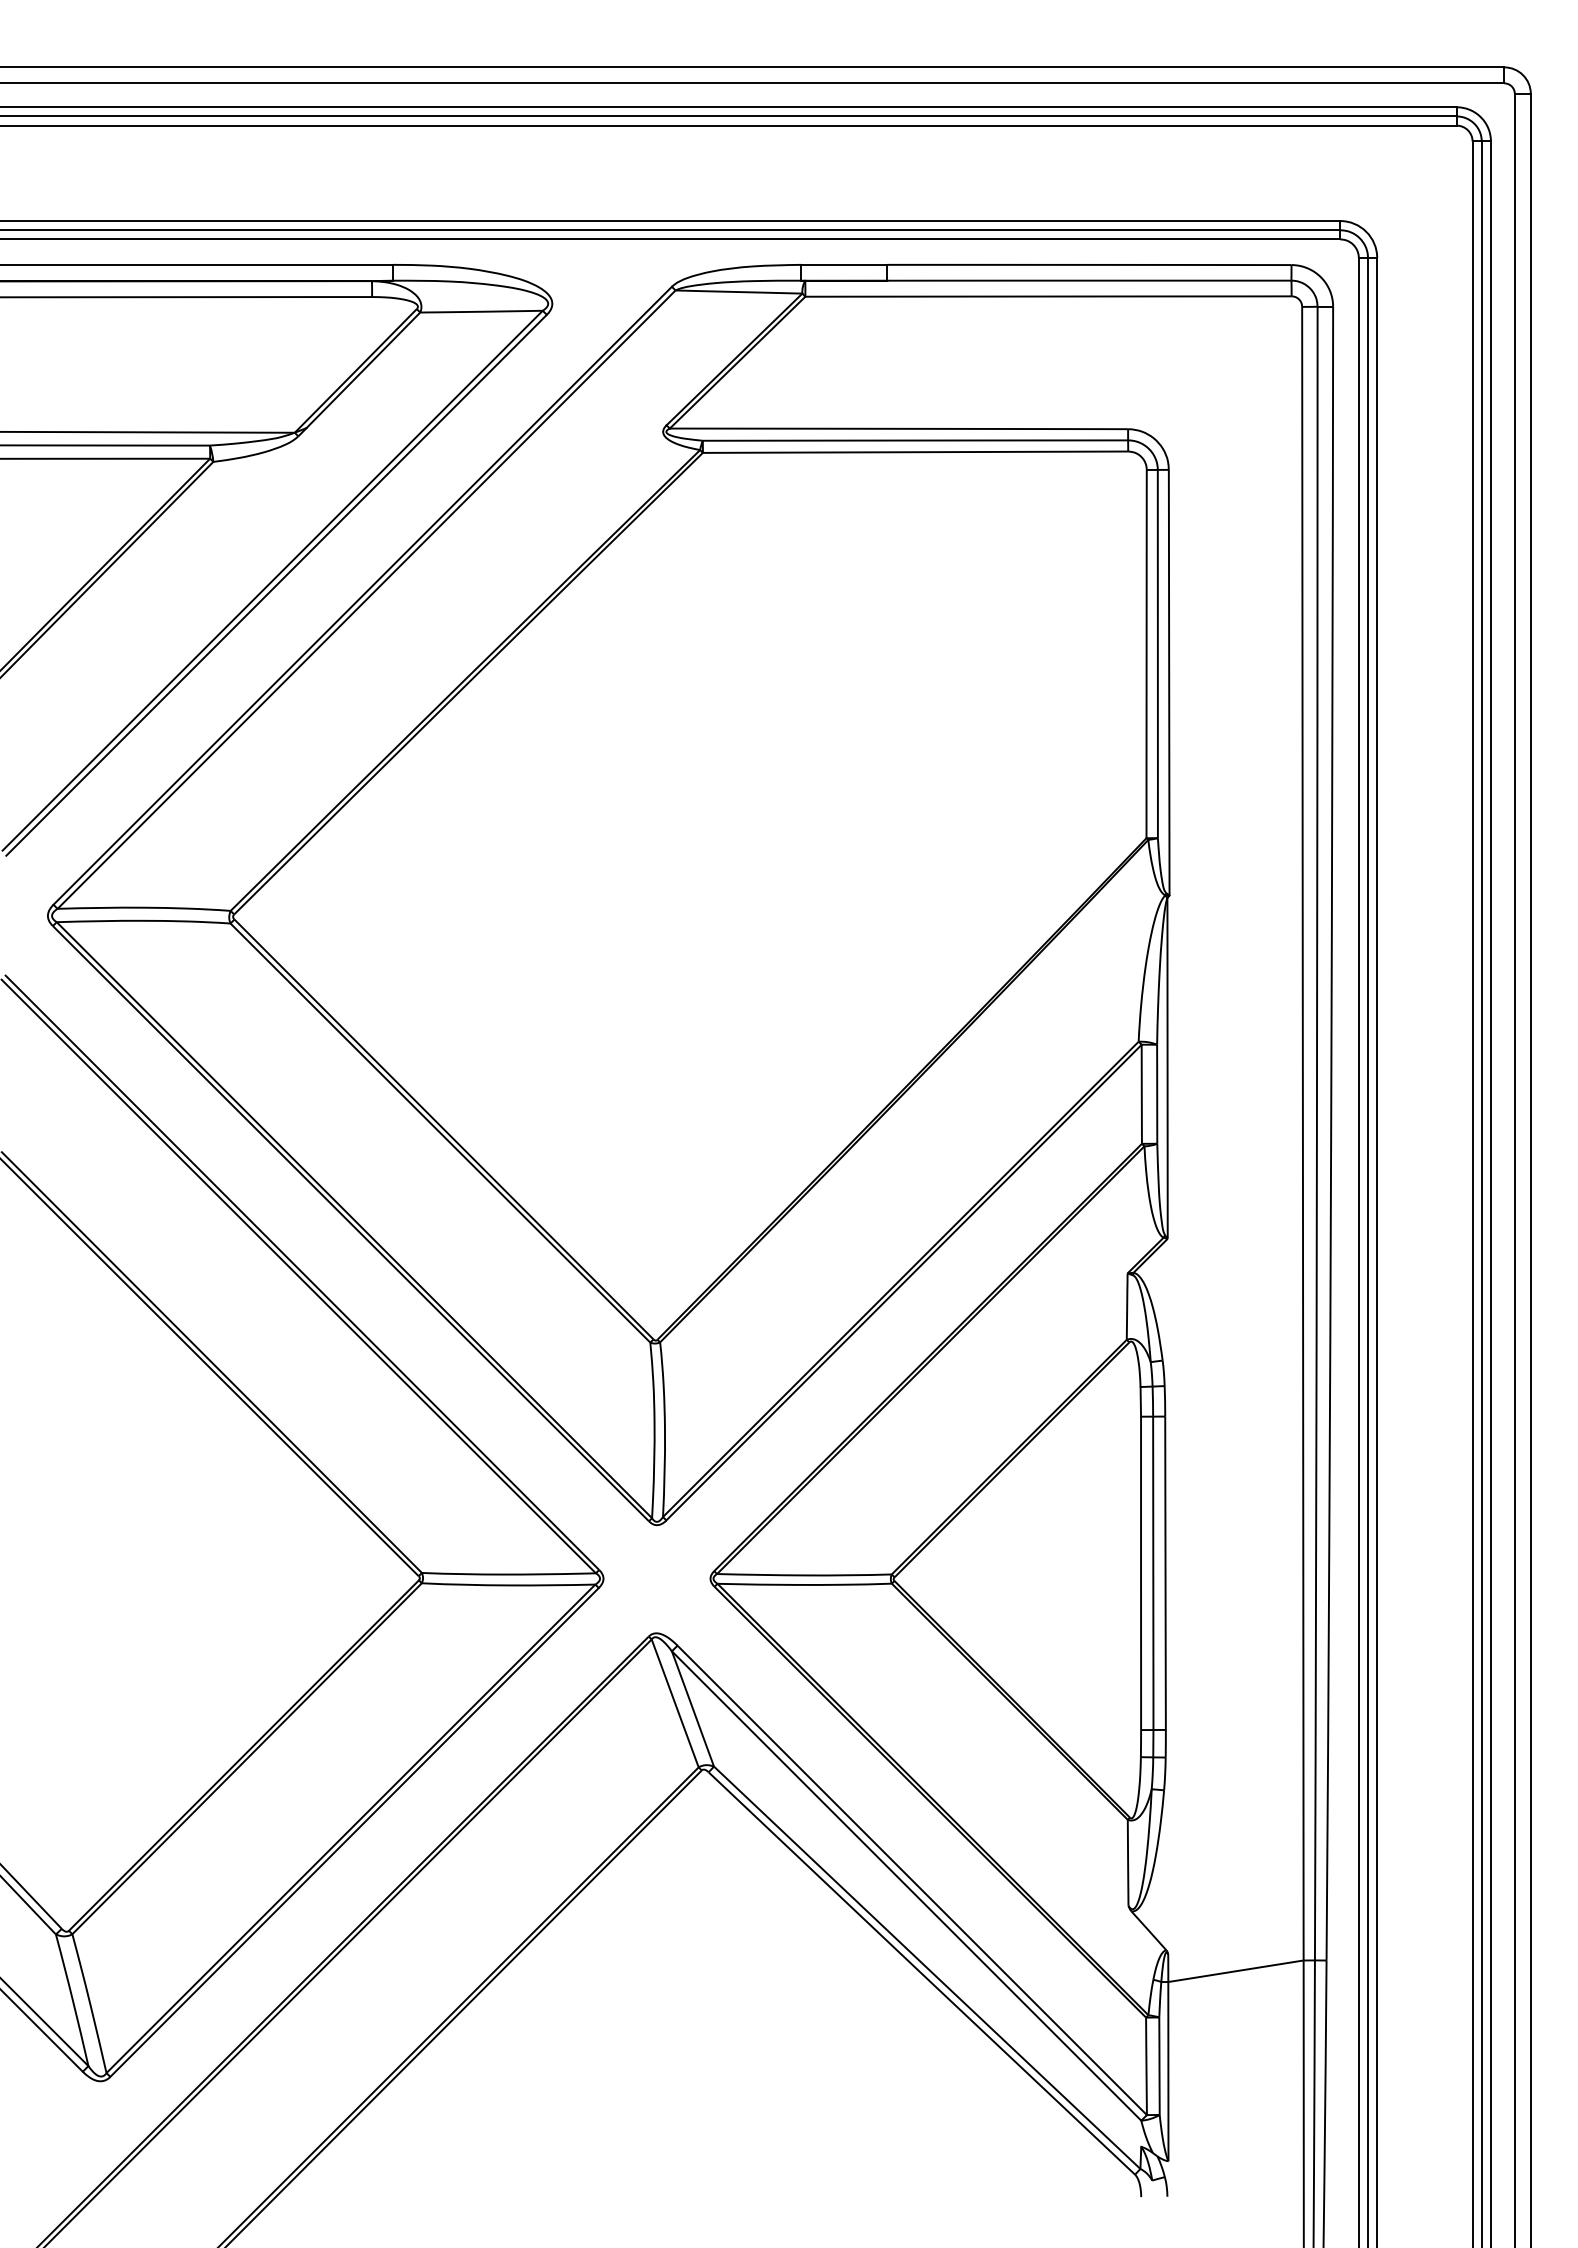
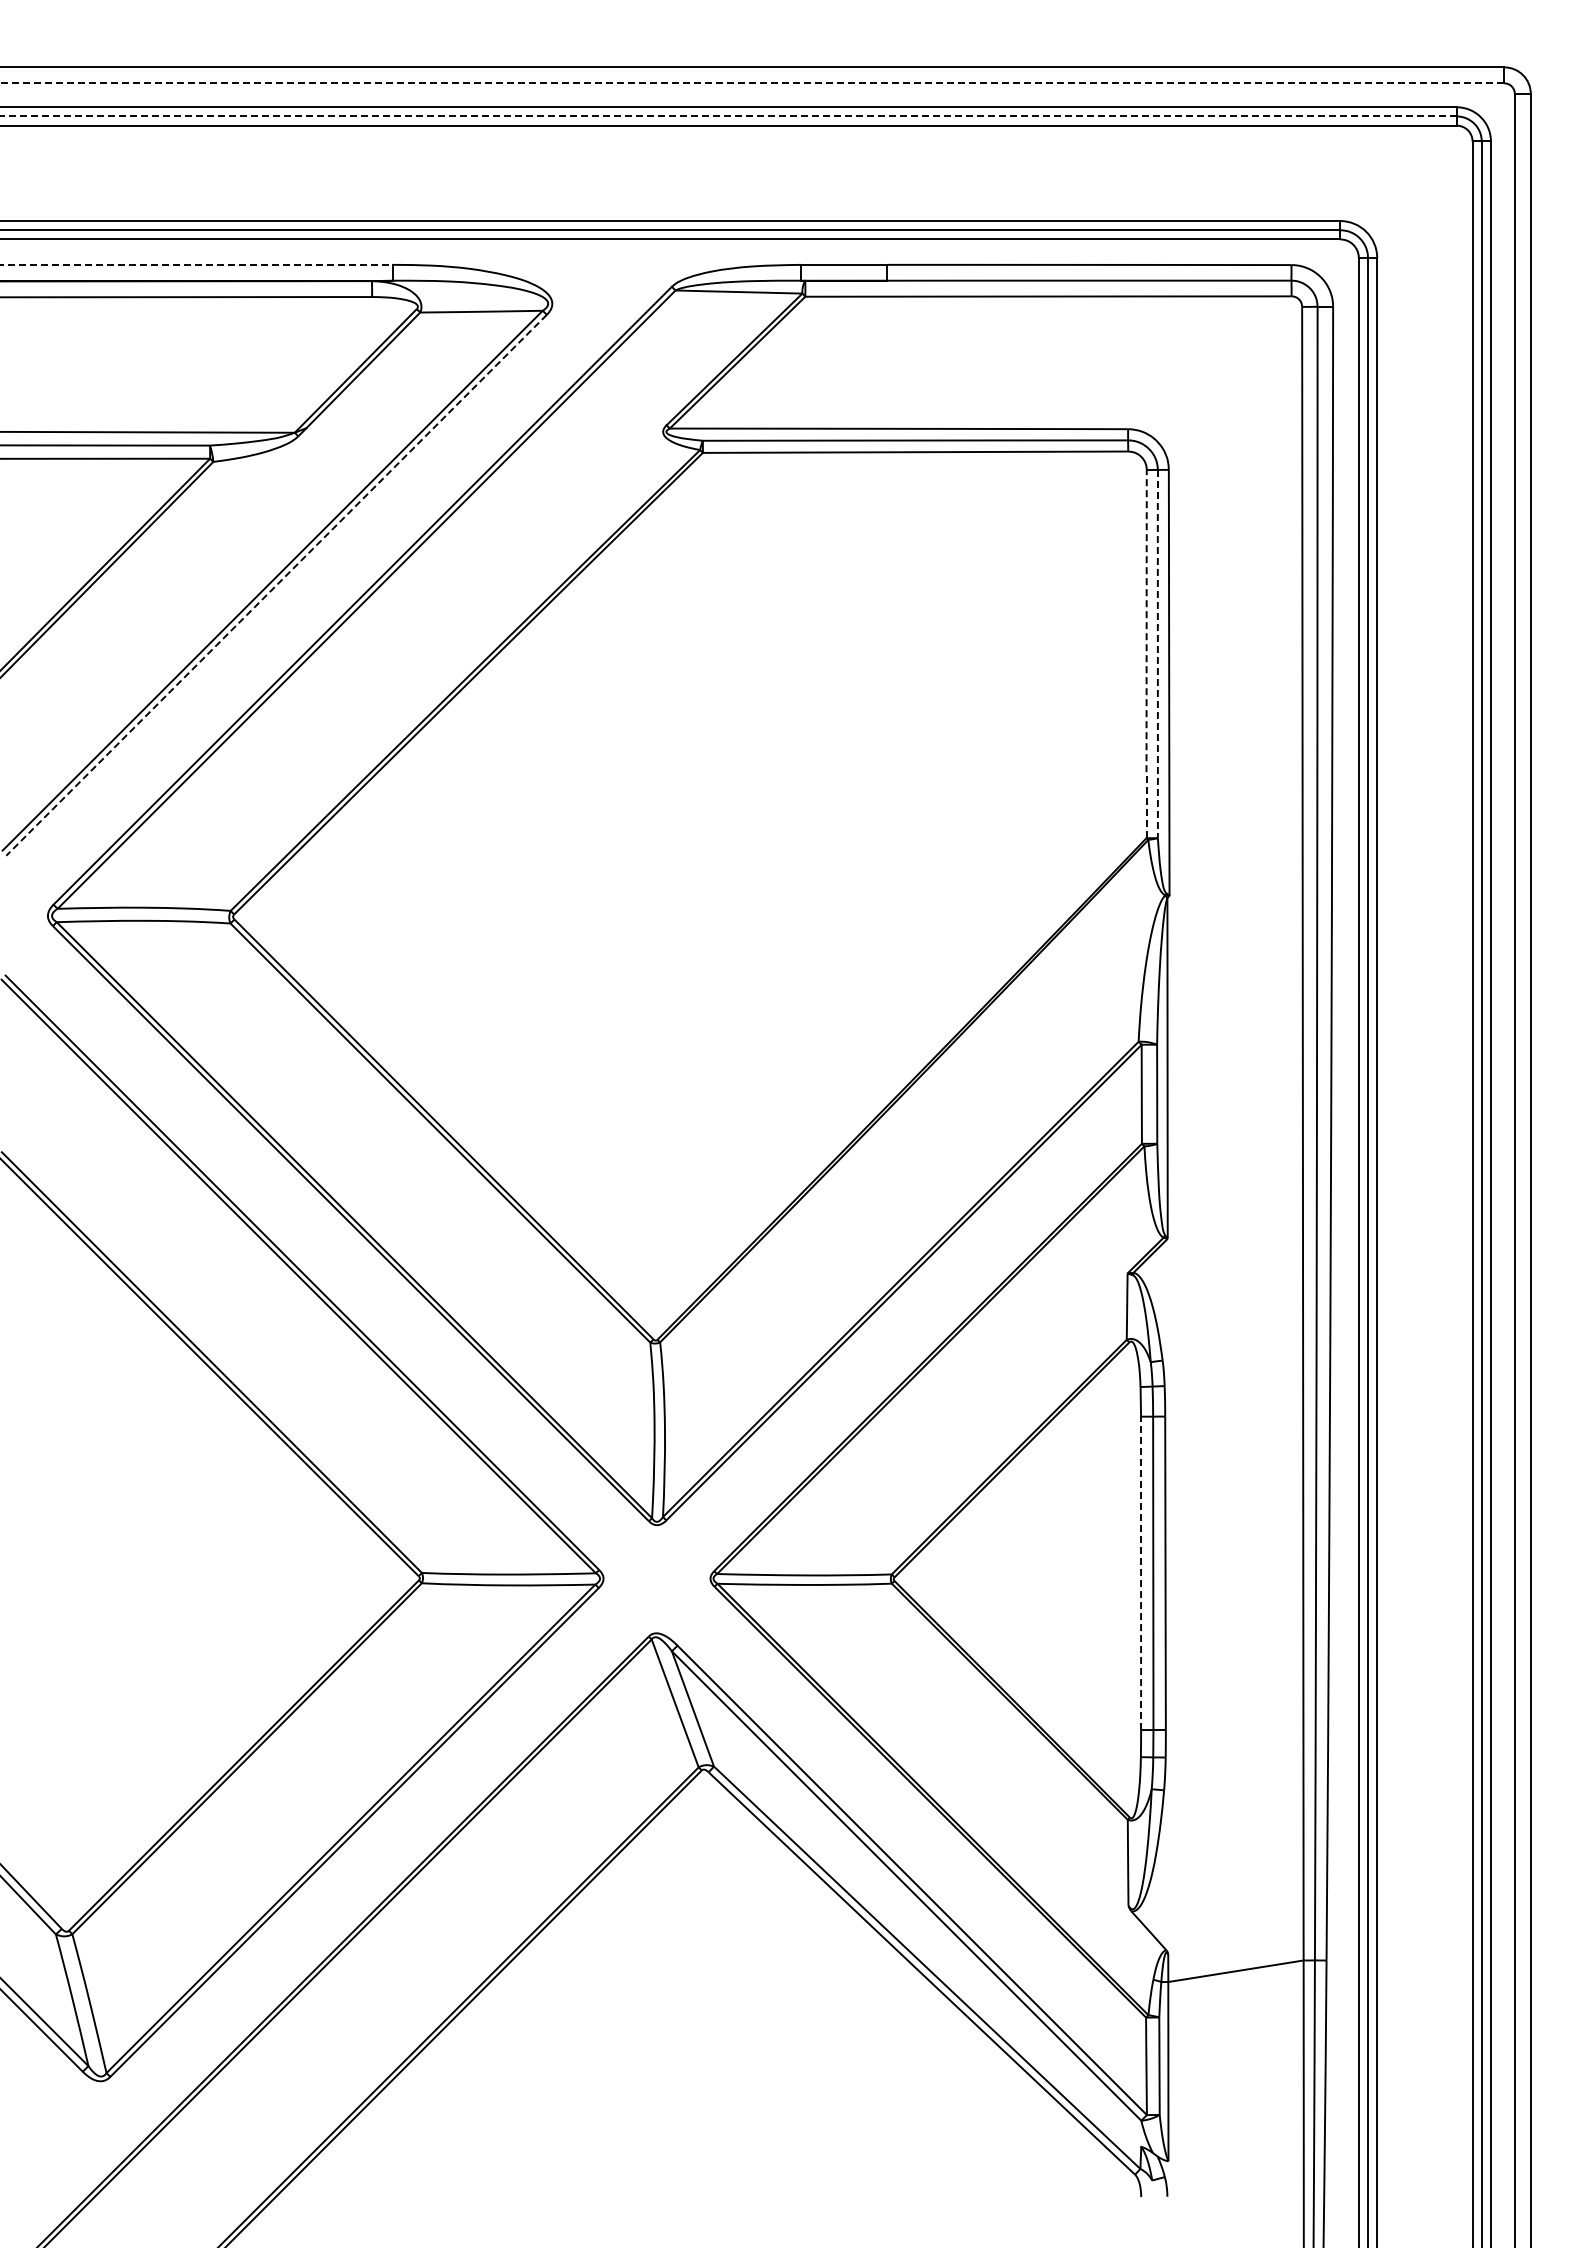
line: solid -> dashed (752, 83)
line: solid -> dashed (728, 116)
line: solid -> dashed (197, 264)
line: solid -> dashed (276, 585)
line: solid -> dashed (1157, 652)
line: solid -> dashed (1146, 653)
line: solid -> dashed (1141, 1572)
